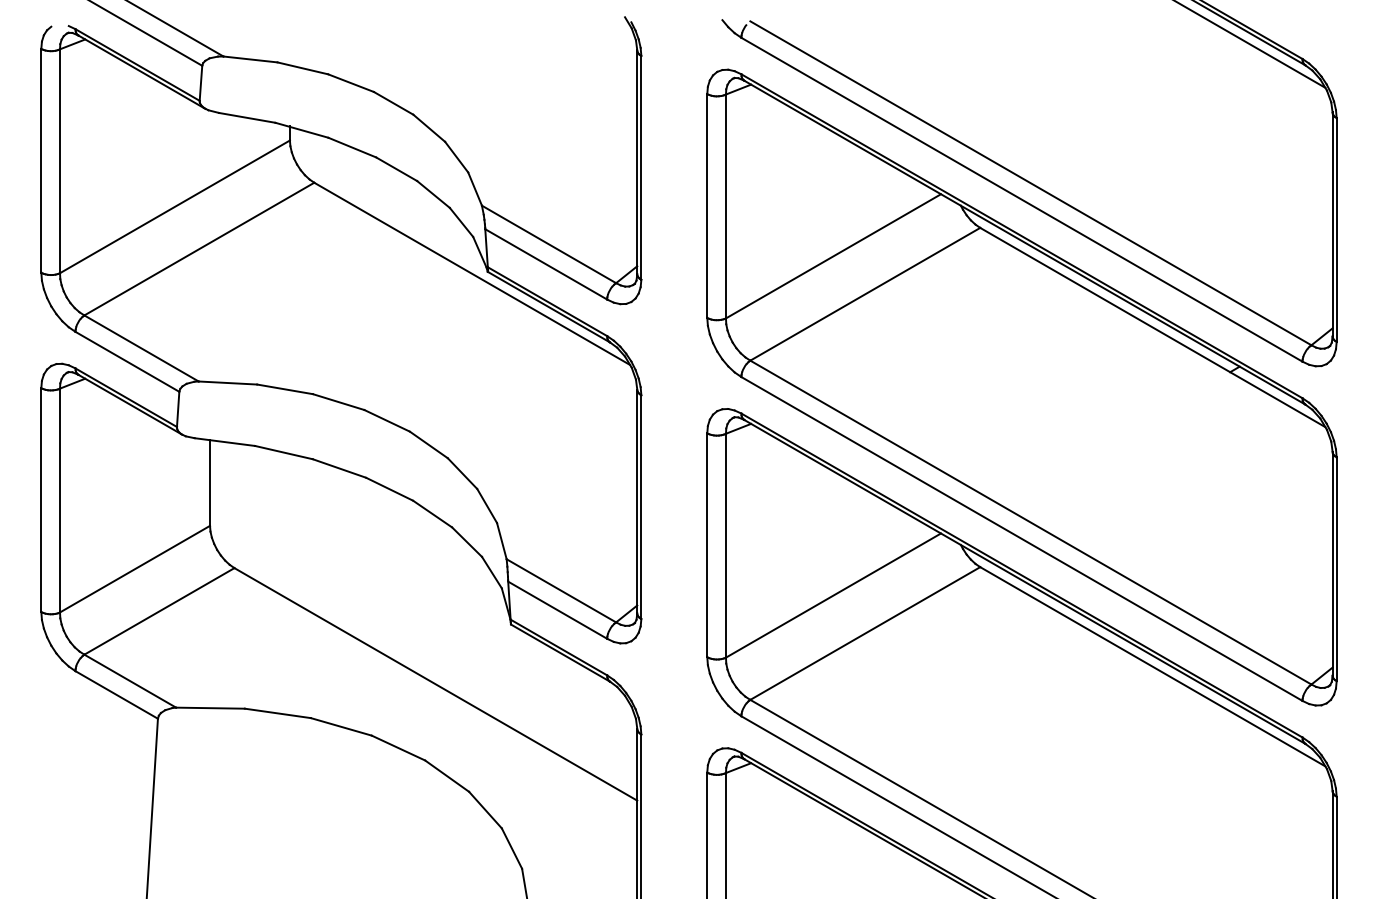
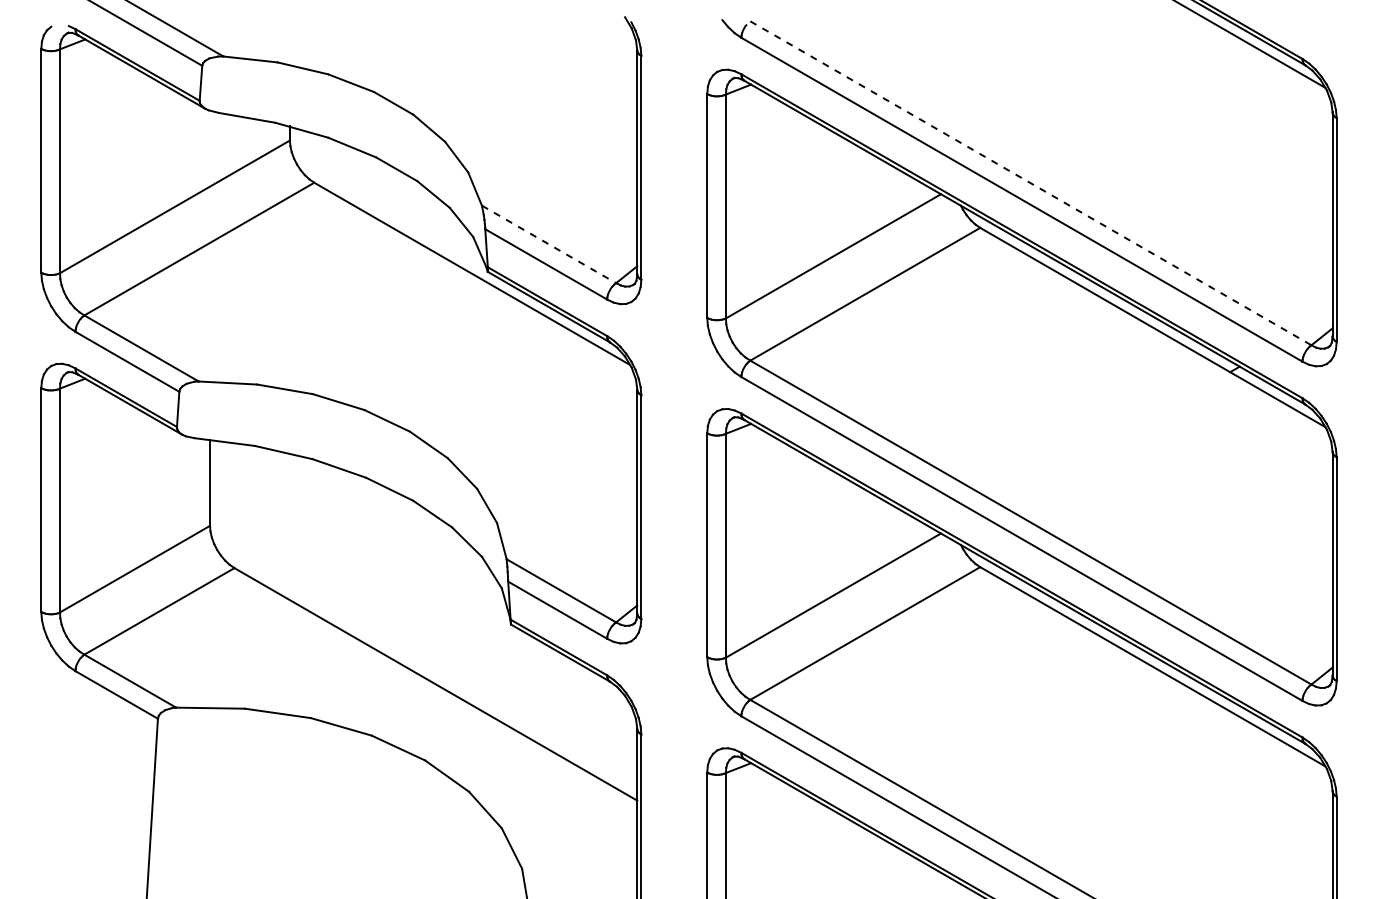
line: solid -> dashed (1030, 183)
line: solid -> dashed (549, 244)
